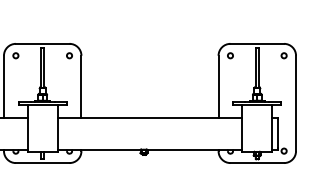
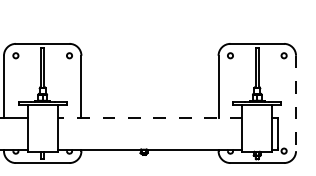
line: solid -> dashed (296, 103)
line: solid -> dashed (149, 117)
